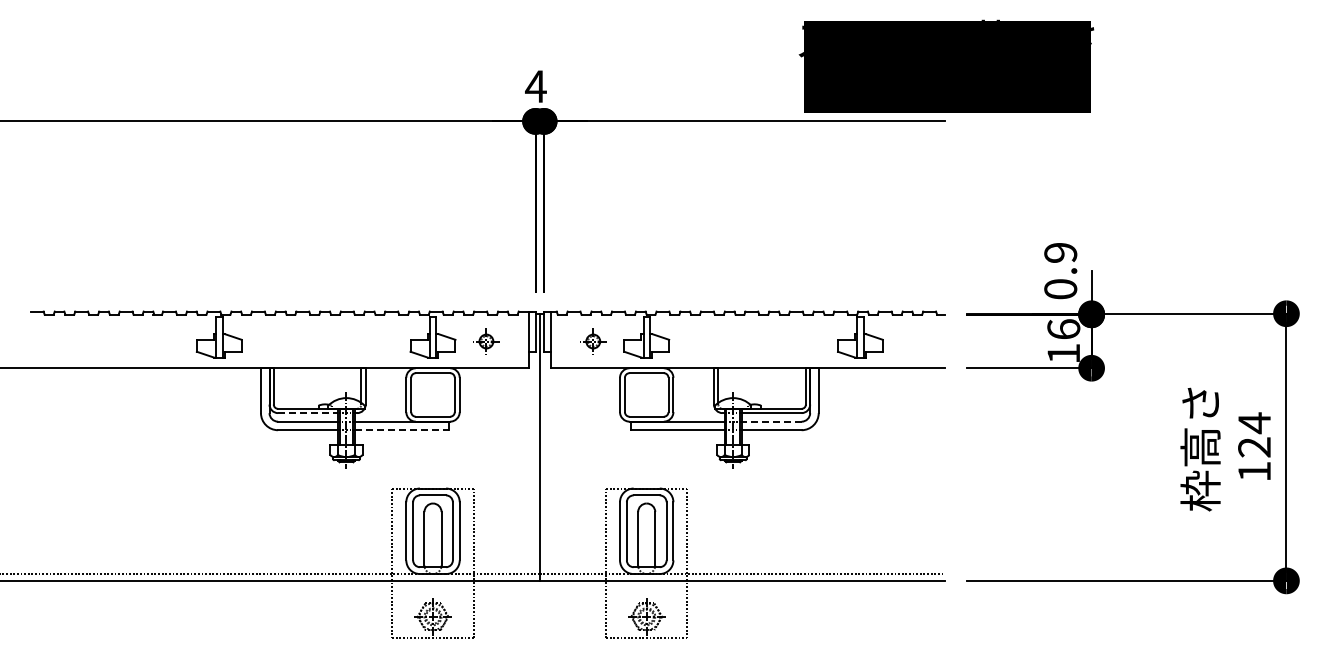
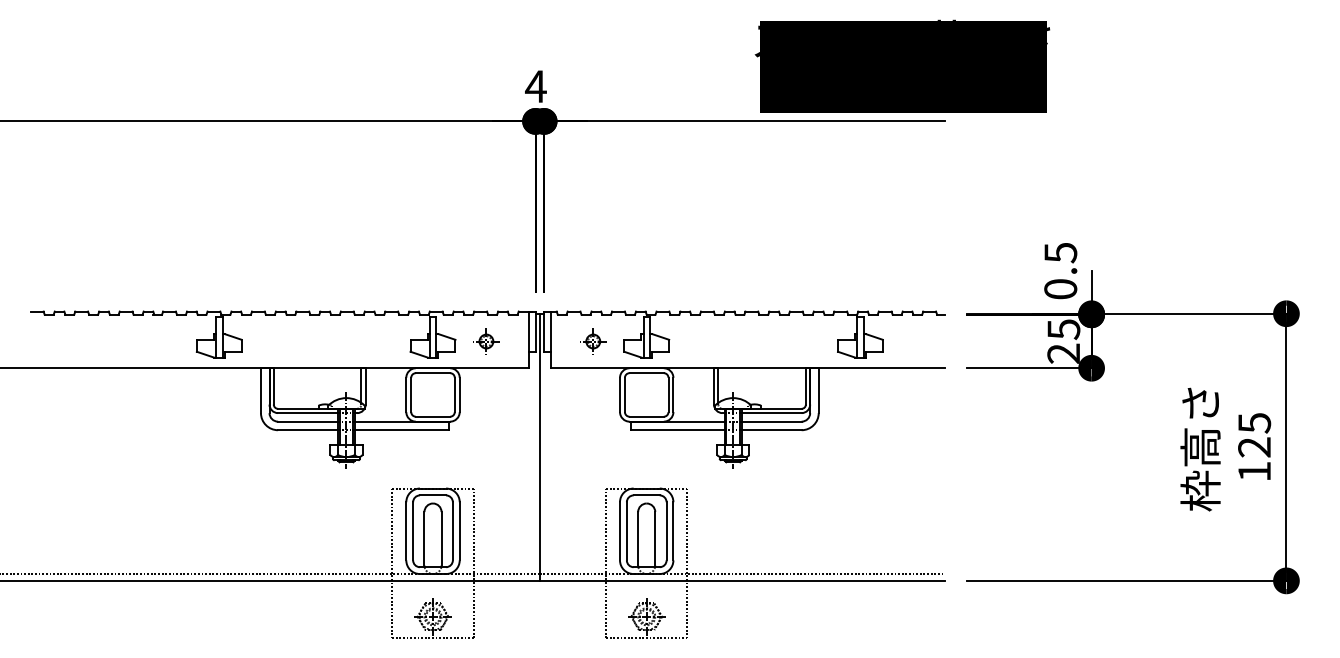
text position: (946, 65) -> (902, 65) (902, 65)
text: 0.9 -> 0.5 (1060, 253)
text: 16 -> 25 (1063, 341)
line: dashed -> solid (308, 413)
line: dashed -> solid (771, 421)
text: 124 -> 125 (1254, 423)
line: dashed -> solid (402, 430)
